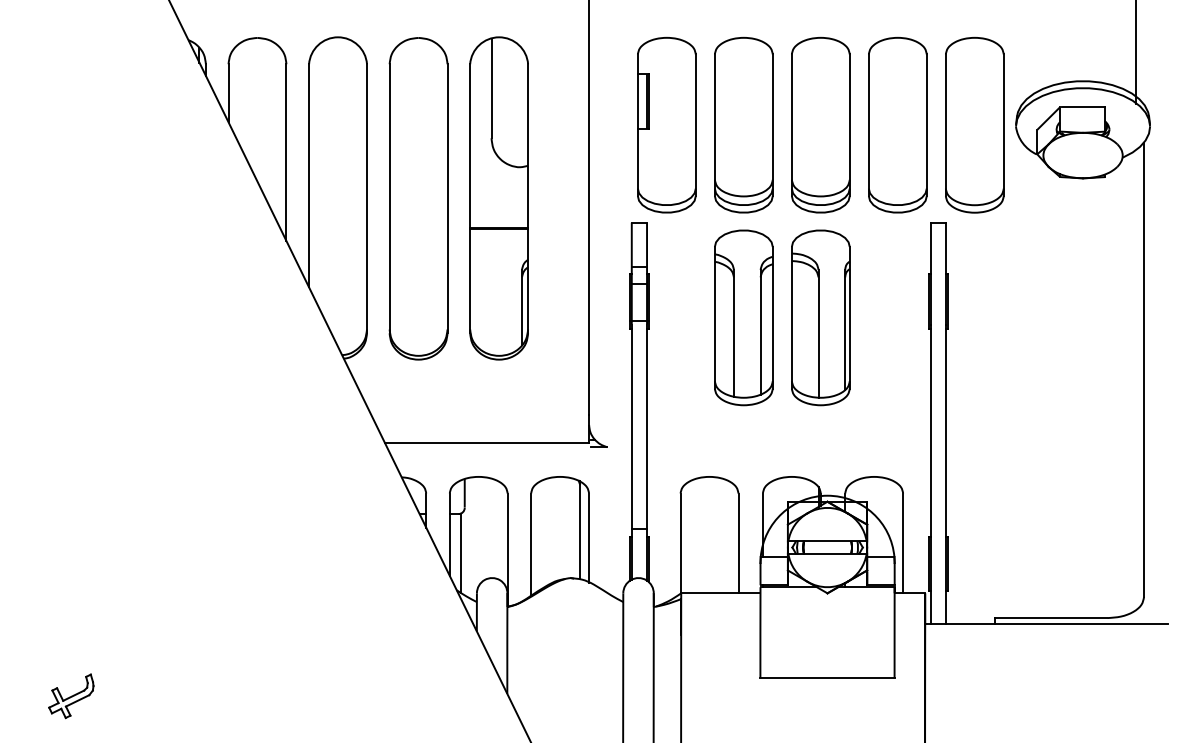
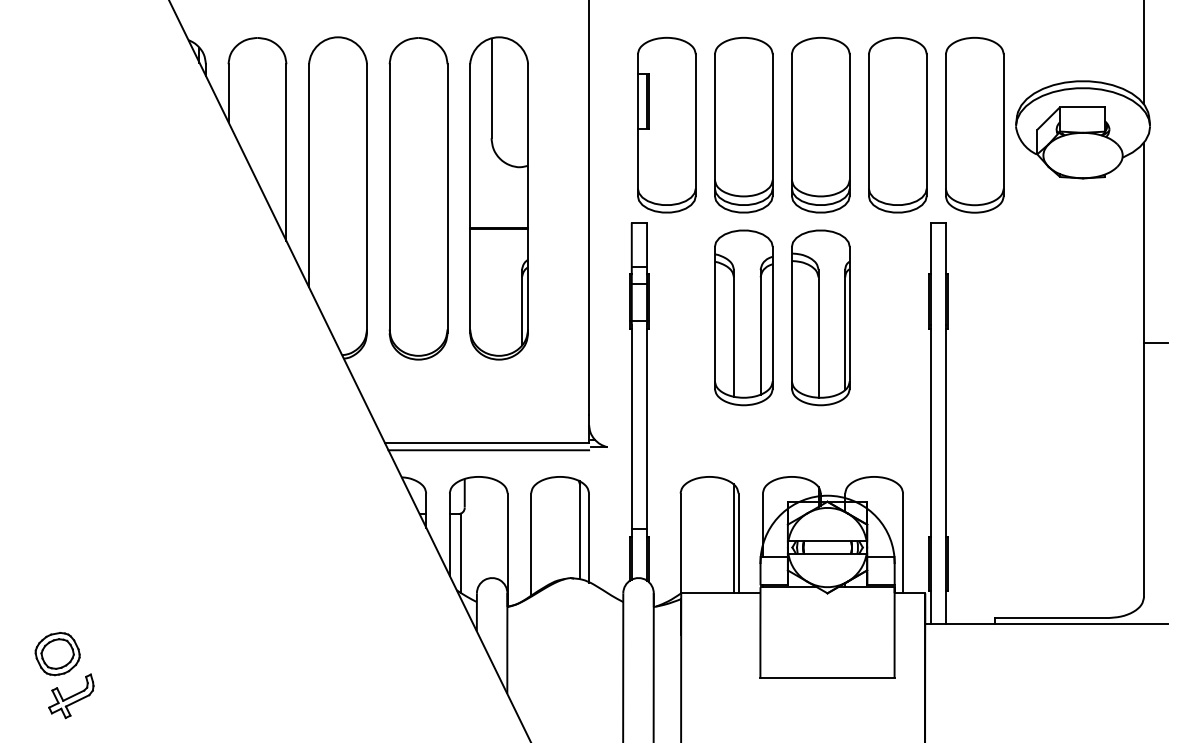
line position: (1136, 53) -> (1144, 53) (1144, 53)
line: none -> present (1156, 343)
line: none -> present (488, 450)
line: none -> present (733, 538)
part: none -> present (57, 654)
